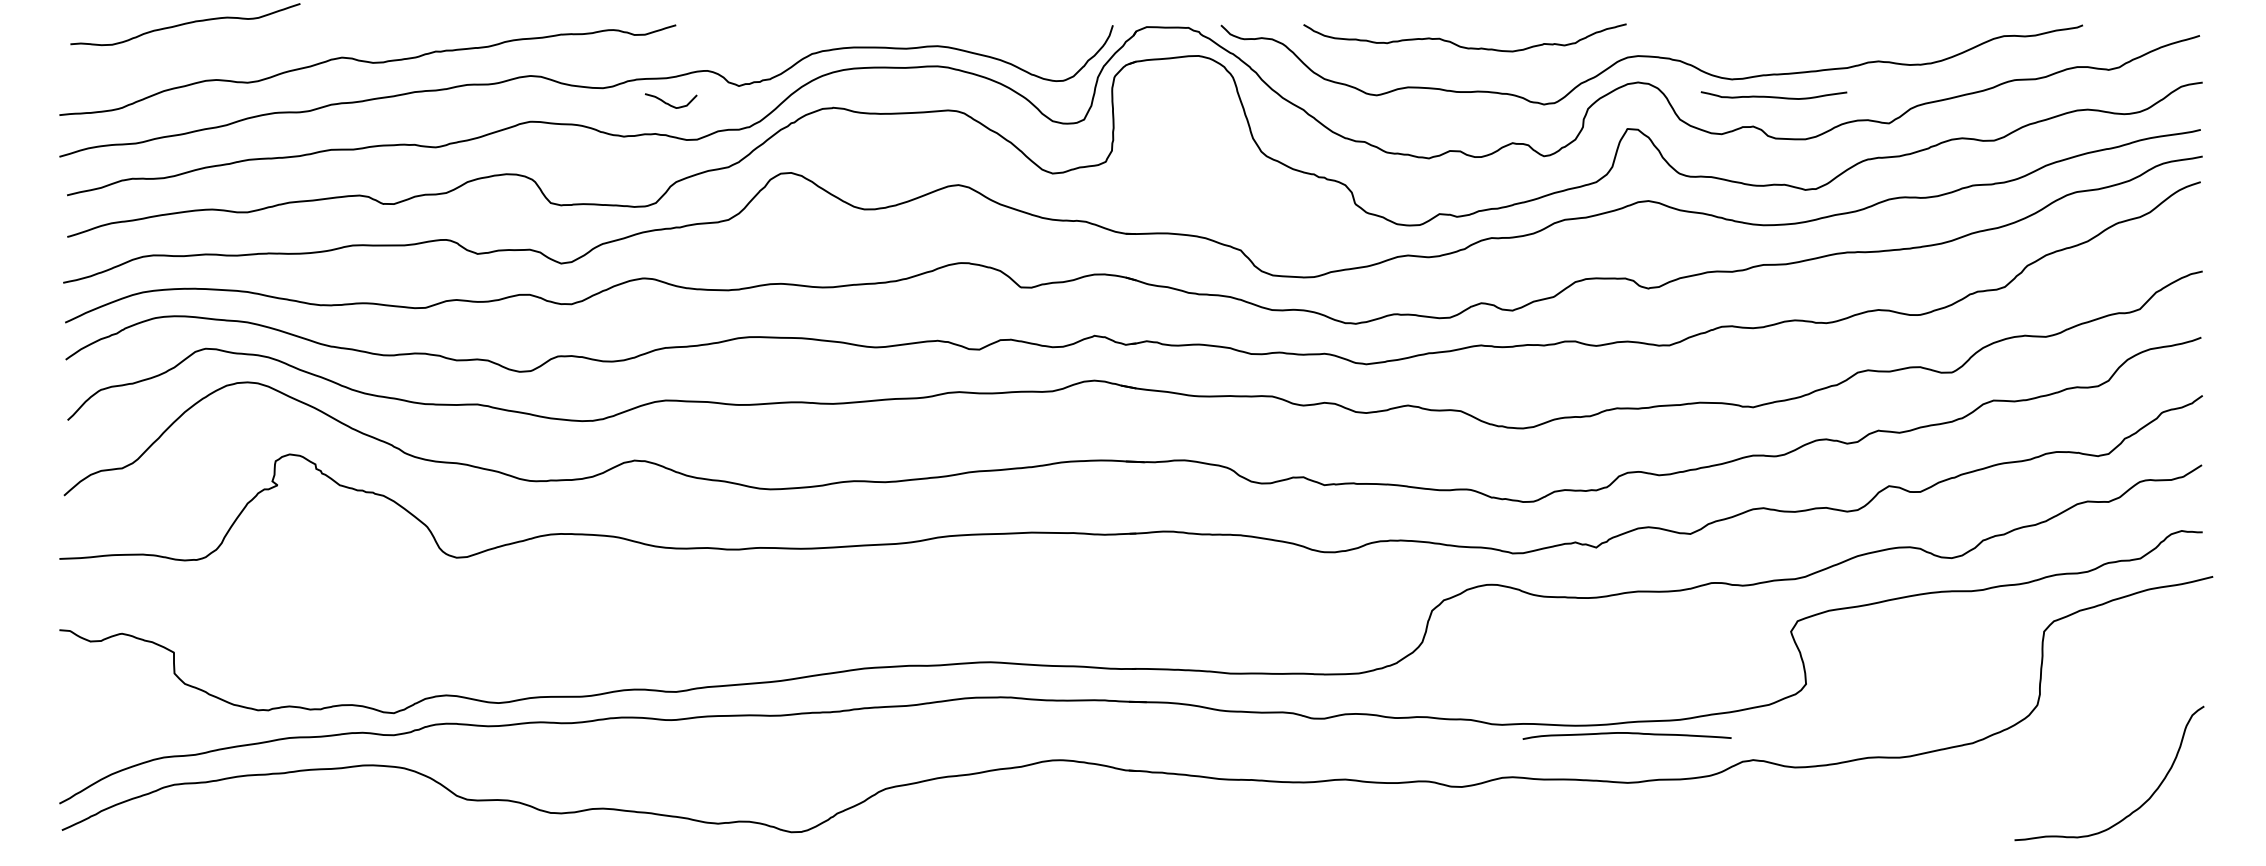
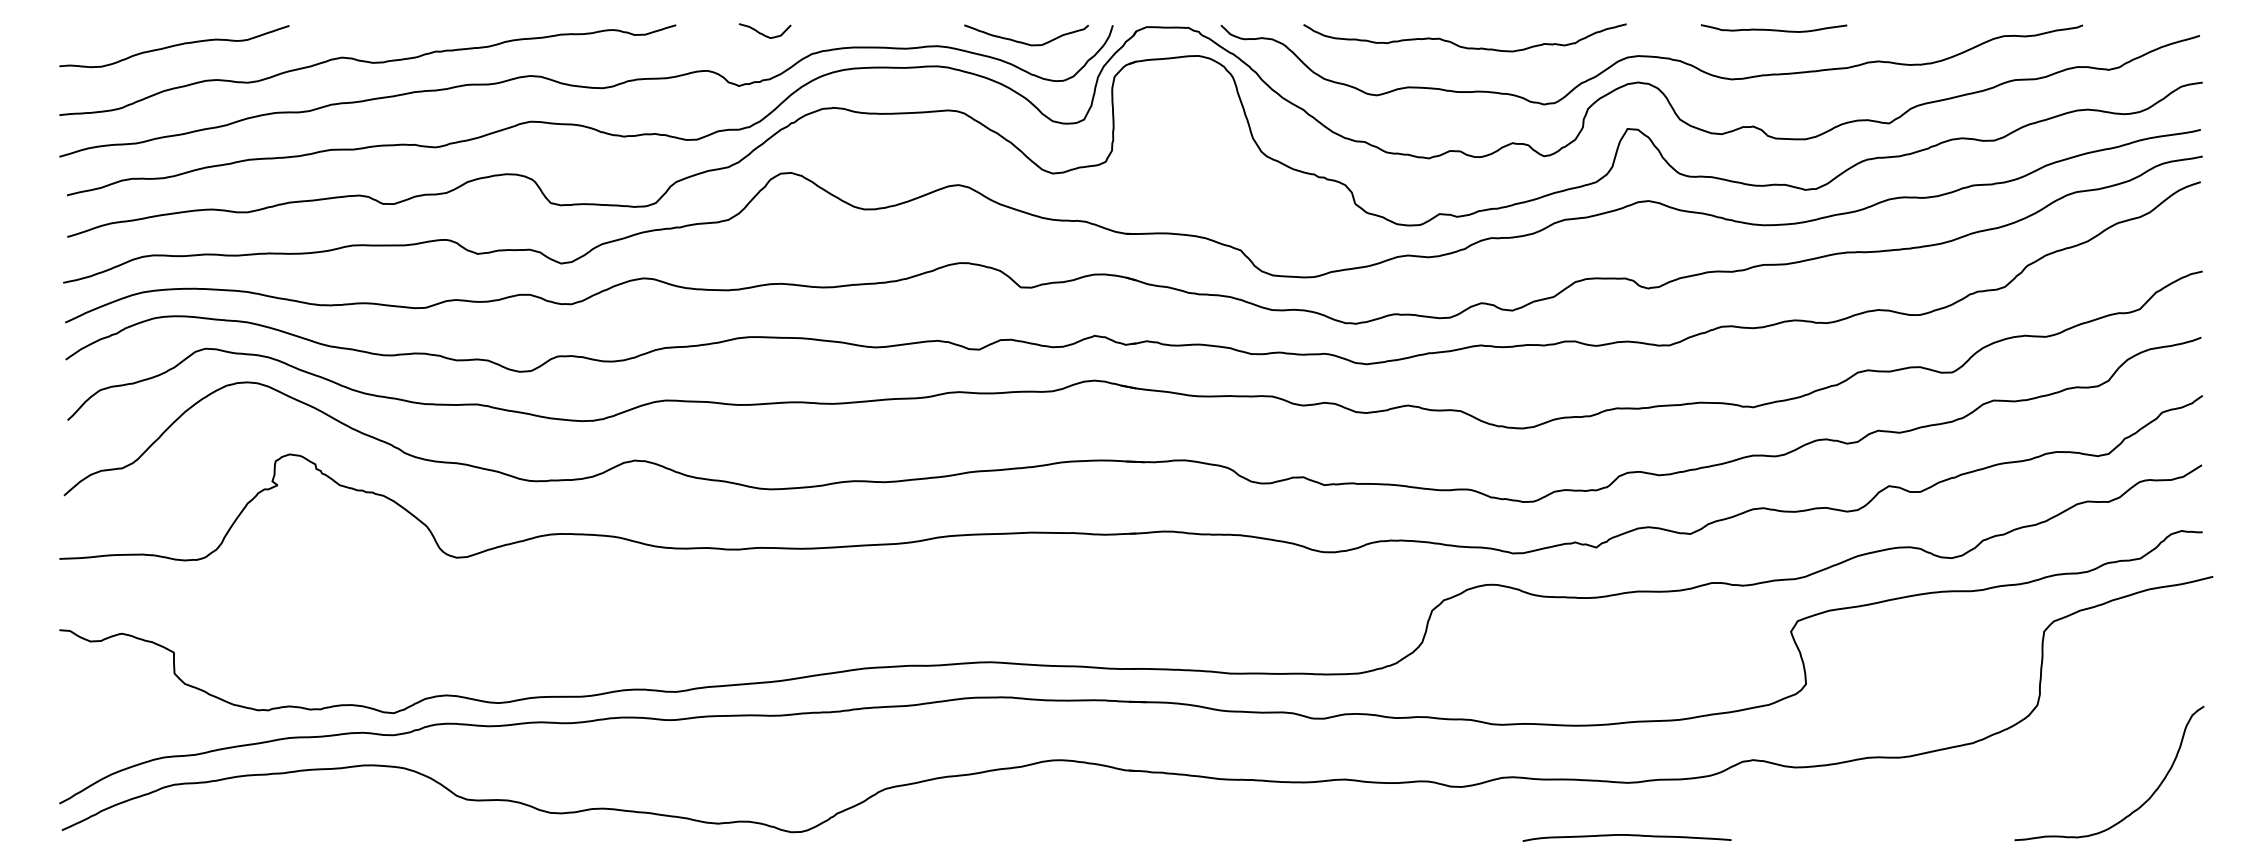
curve position: (185, 24) -> (174, 46) (174, 46)
curve: none -> present (1025, 42)
curve position: (1773, 96) -> (1773, 29) (1773, 29)
curve position: (669, 103) -> (763, 33) (763, 33)
curve position: (1626, 733) -> (1626, 835) (1626, 835)
